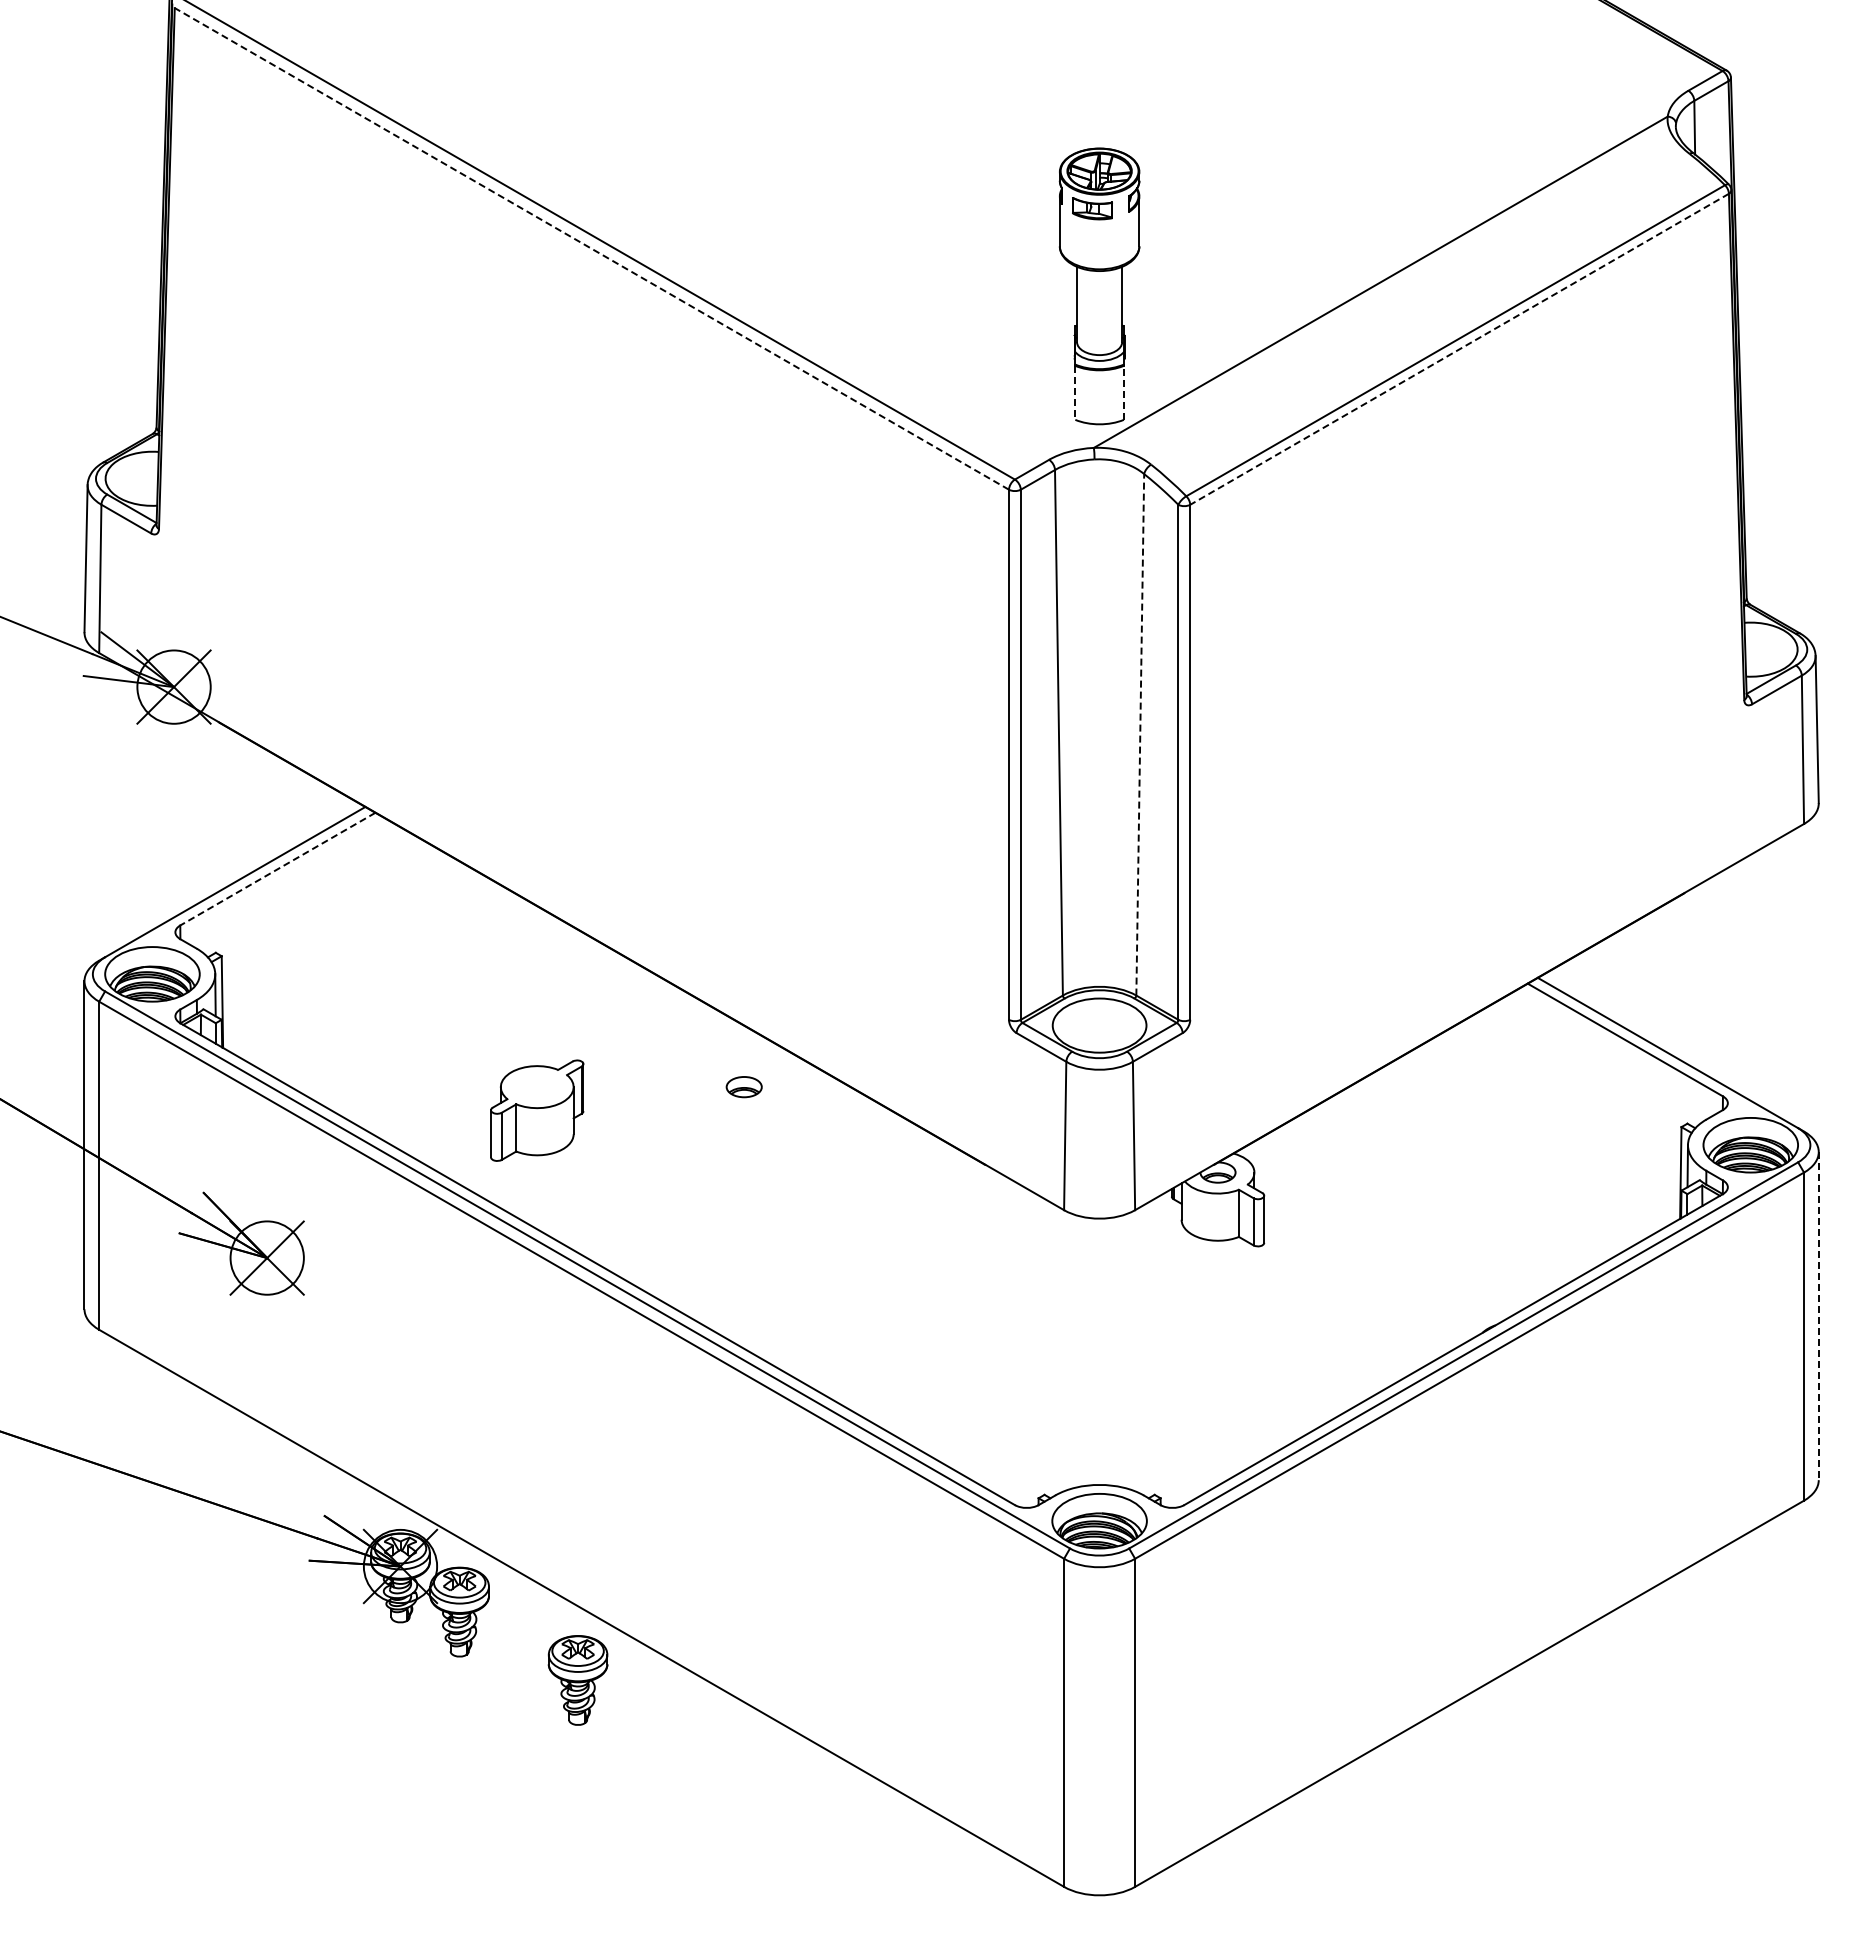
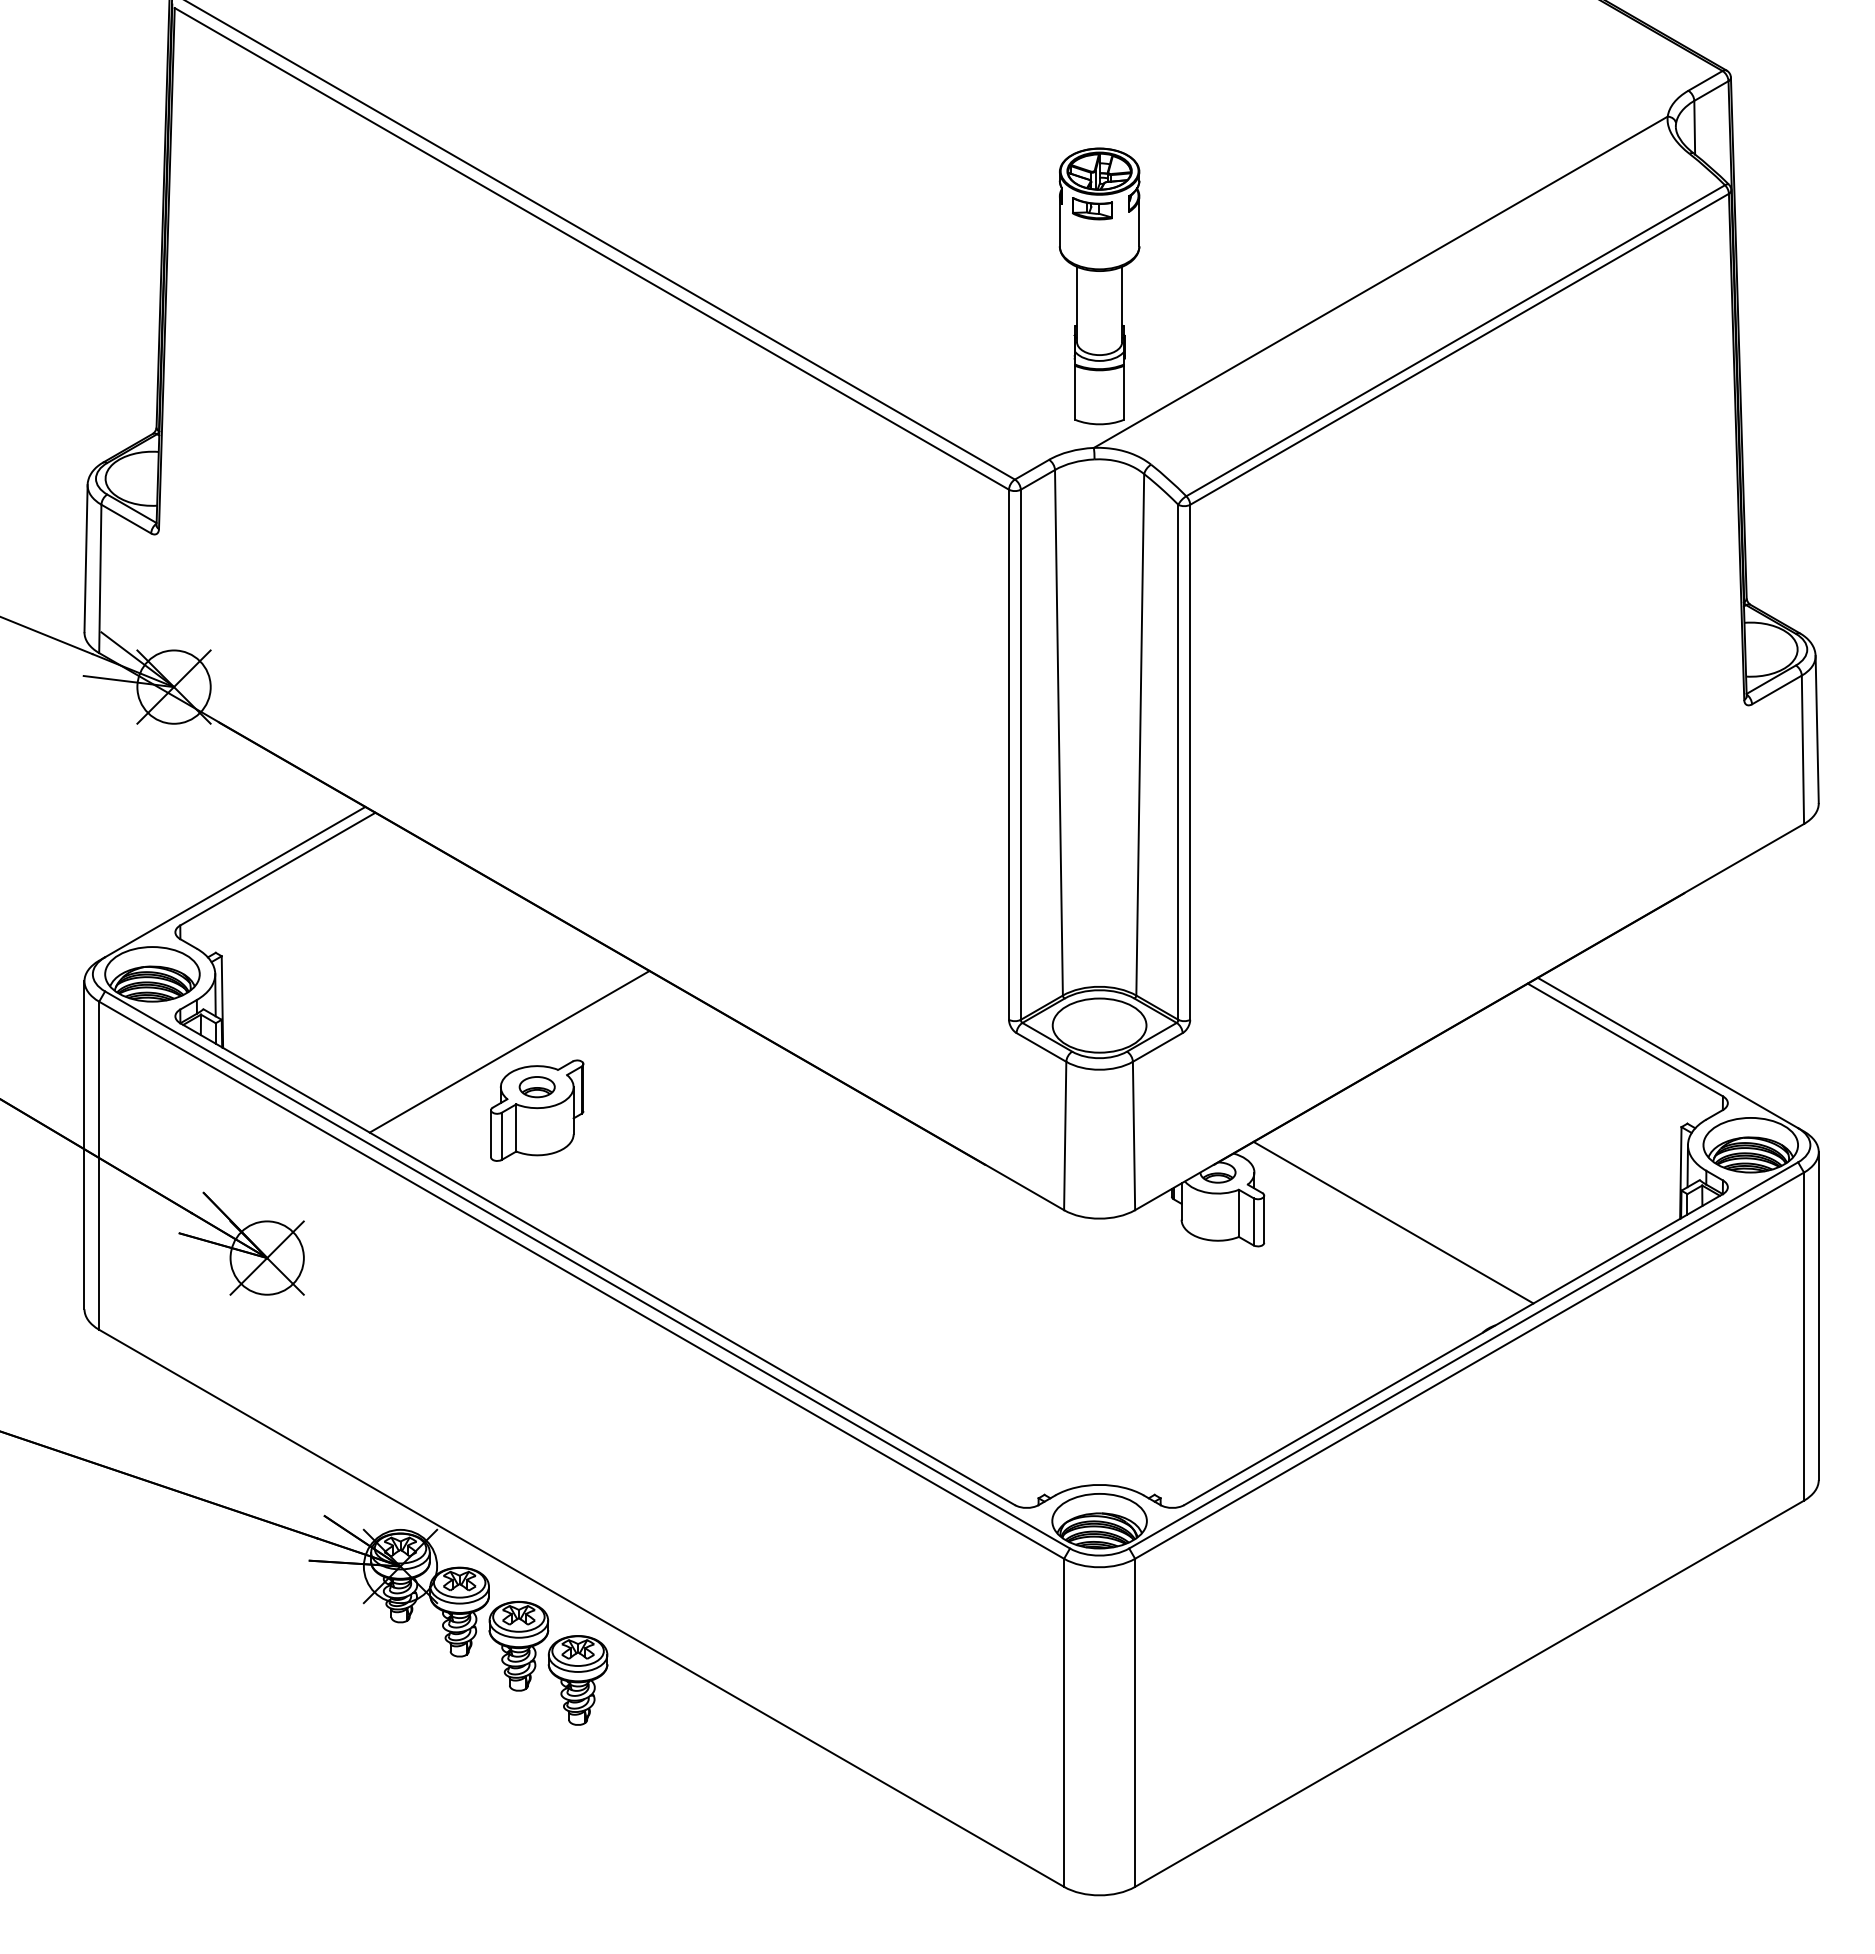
line: dashed -> solid (591, 248)
line: dashed -> solid (1459, 349)
line: dashed -> solid (1123, 392)
line: dashed -> solid (1075, 393)
line: dashed -> solid (1140, 734)
line: dashed -> solid (277, 869)
line: none -> present (509, 1051)
part position: (743, 1087) -> (536, 1087) (536, 1087)
line: none -> present (1393, 1222)
line: dashed -> solid (1818, 1316)
part: none -> present (518, 1645)
